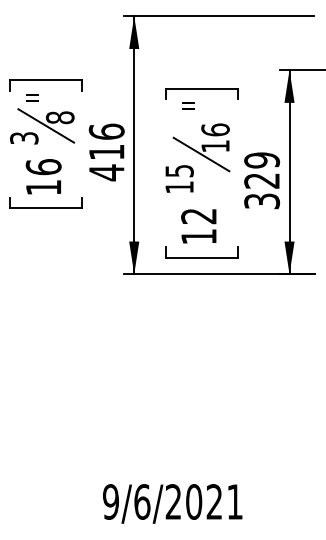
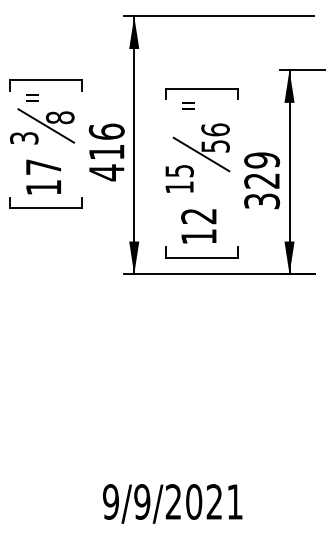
text: 16 -> 56 (215, 146)
text: 16 -> 17 (43, 167)
text: 9/6/2021 -> 9/9/2021 (142, 501)
